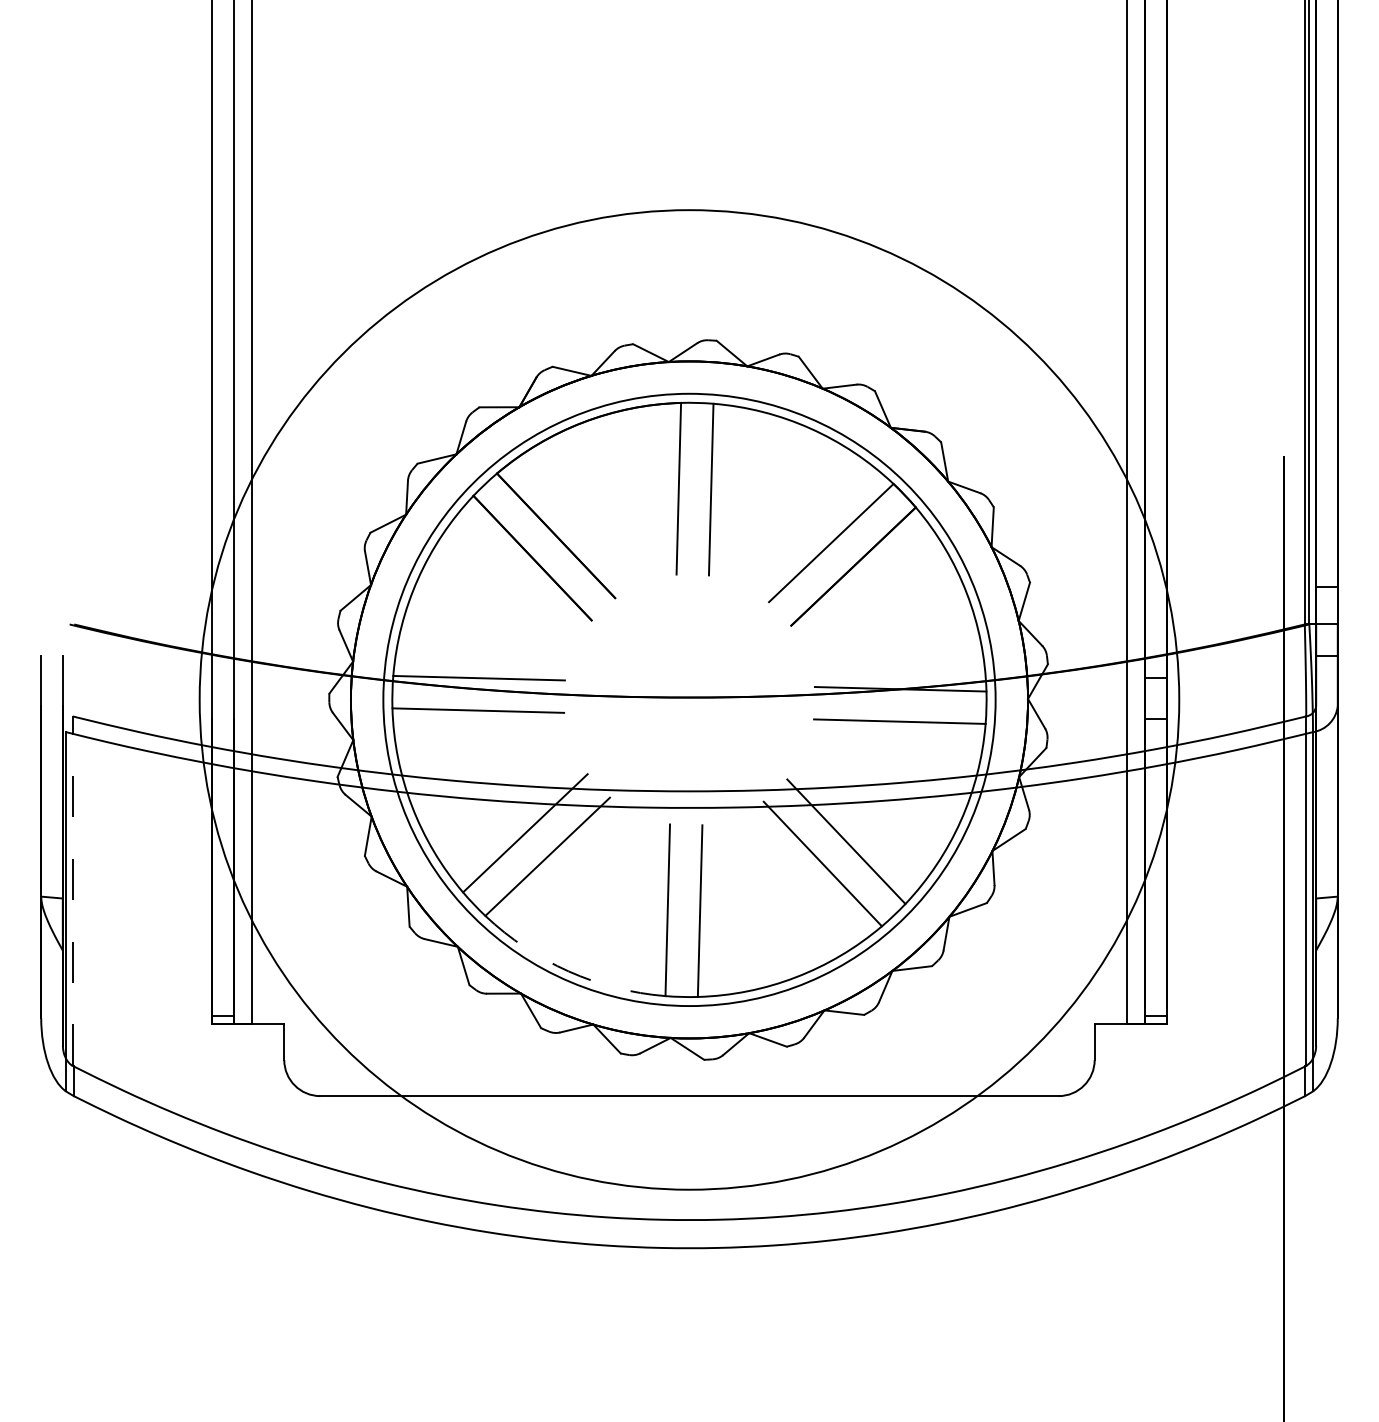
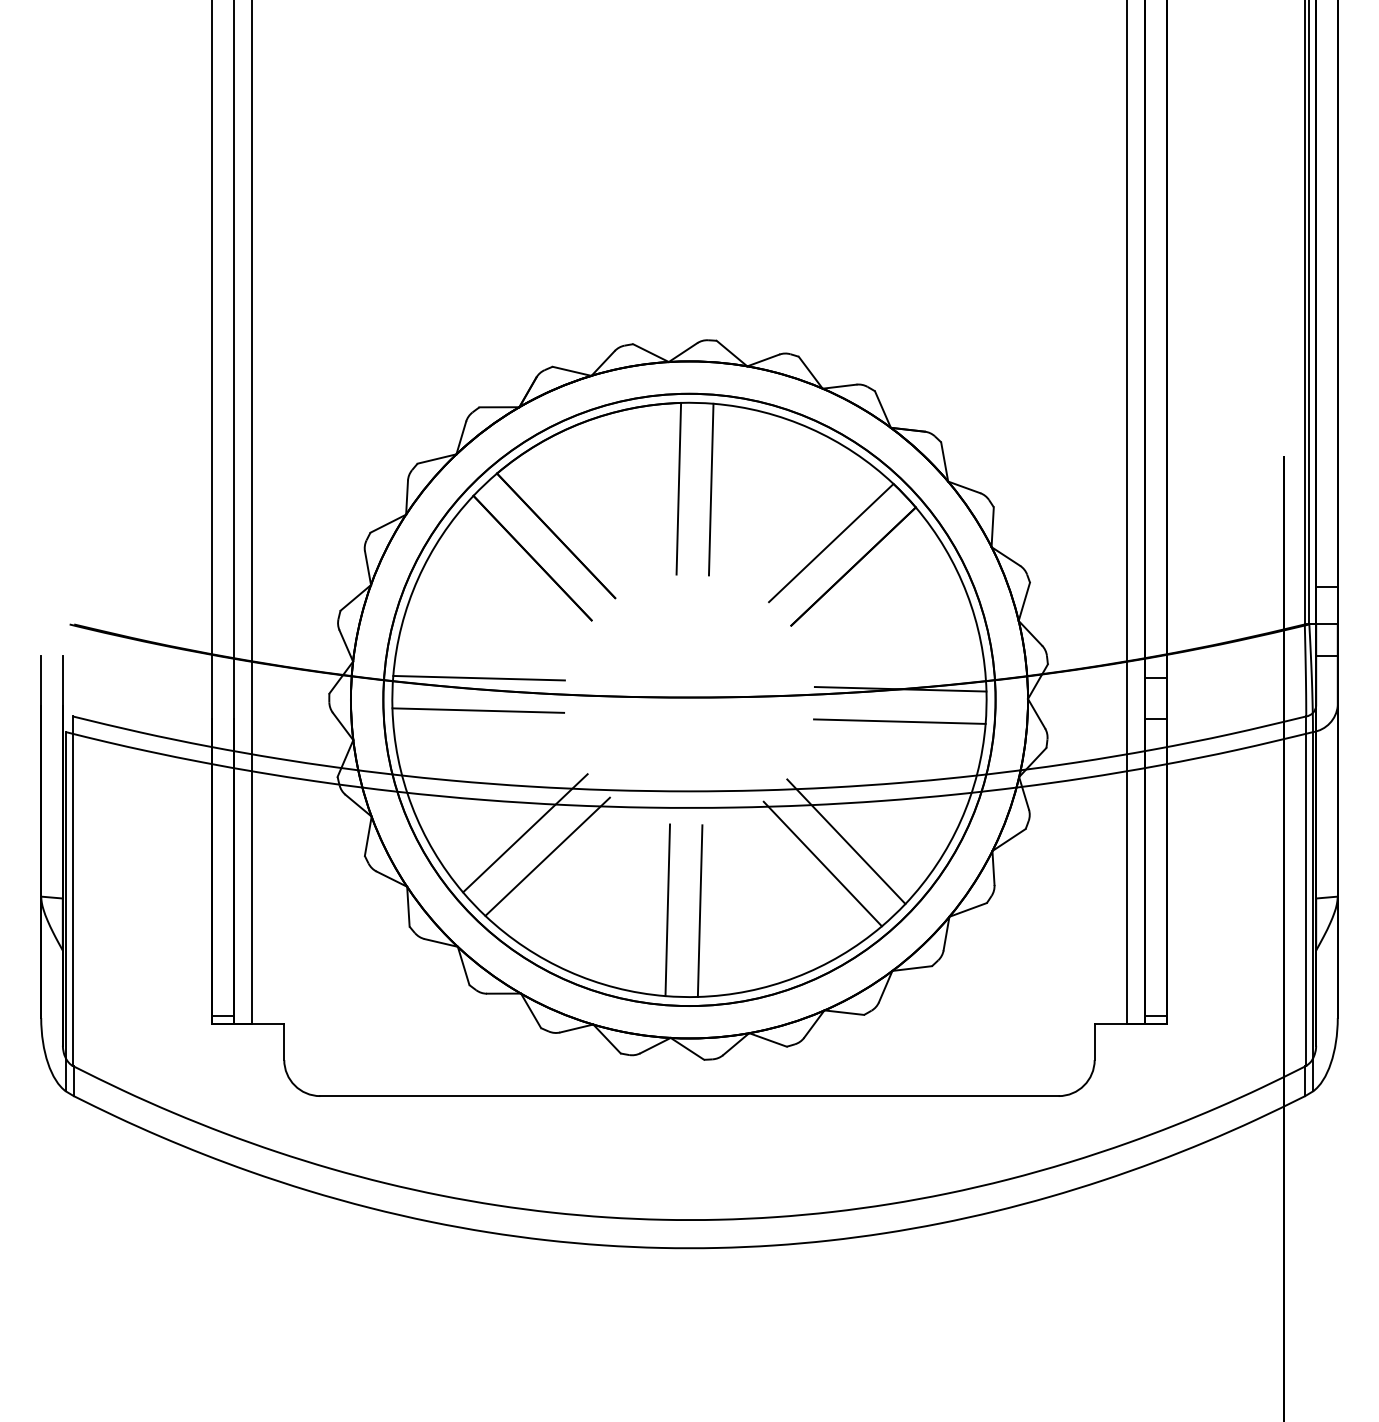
circle diameter: 980 px -> 612 px (689, 699)
line: dashed -> solid (72, 891)
arc: dashed -> solid (568, 971)
